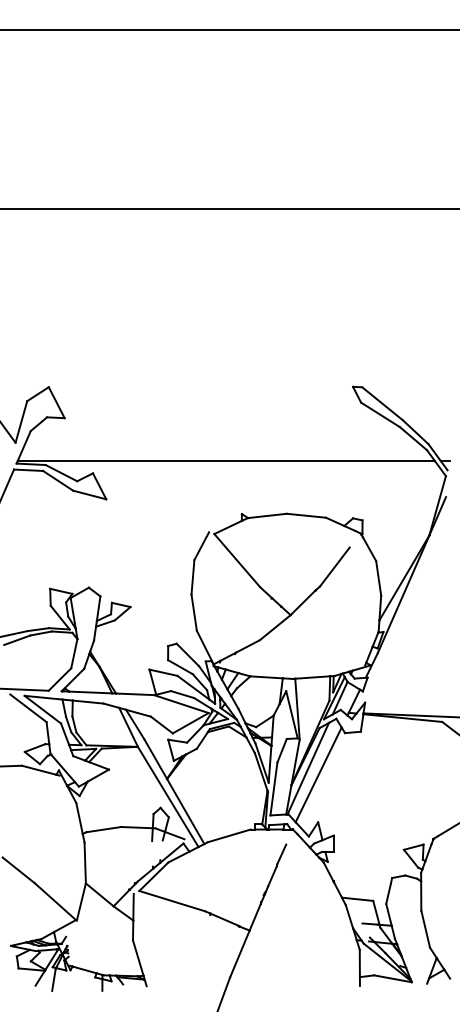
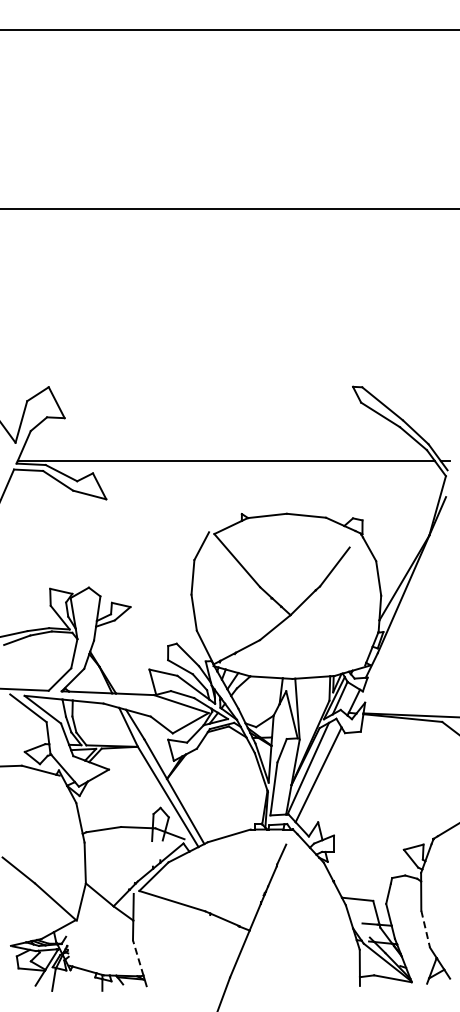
line: solid -> dashed (425, 929)
line: solid -> dashed (138, 957)
